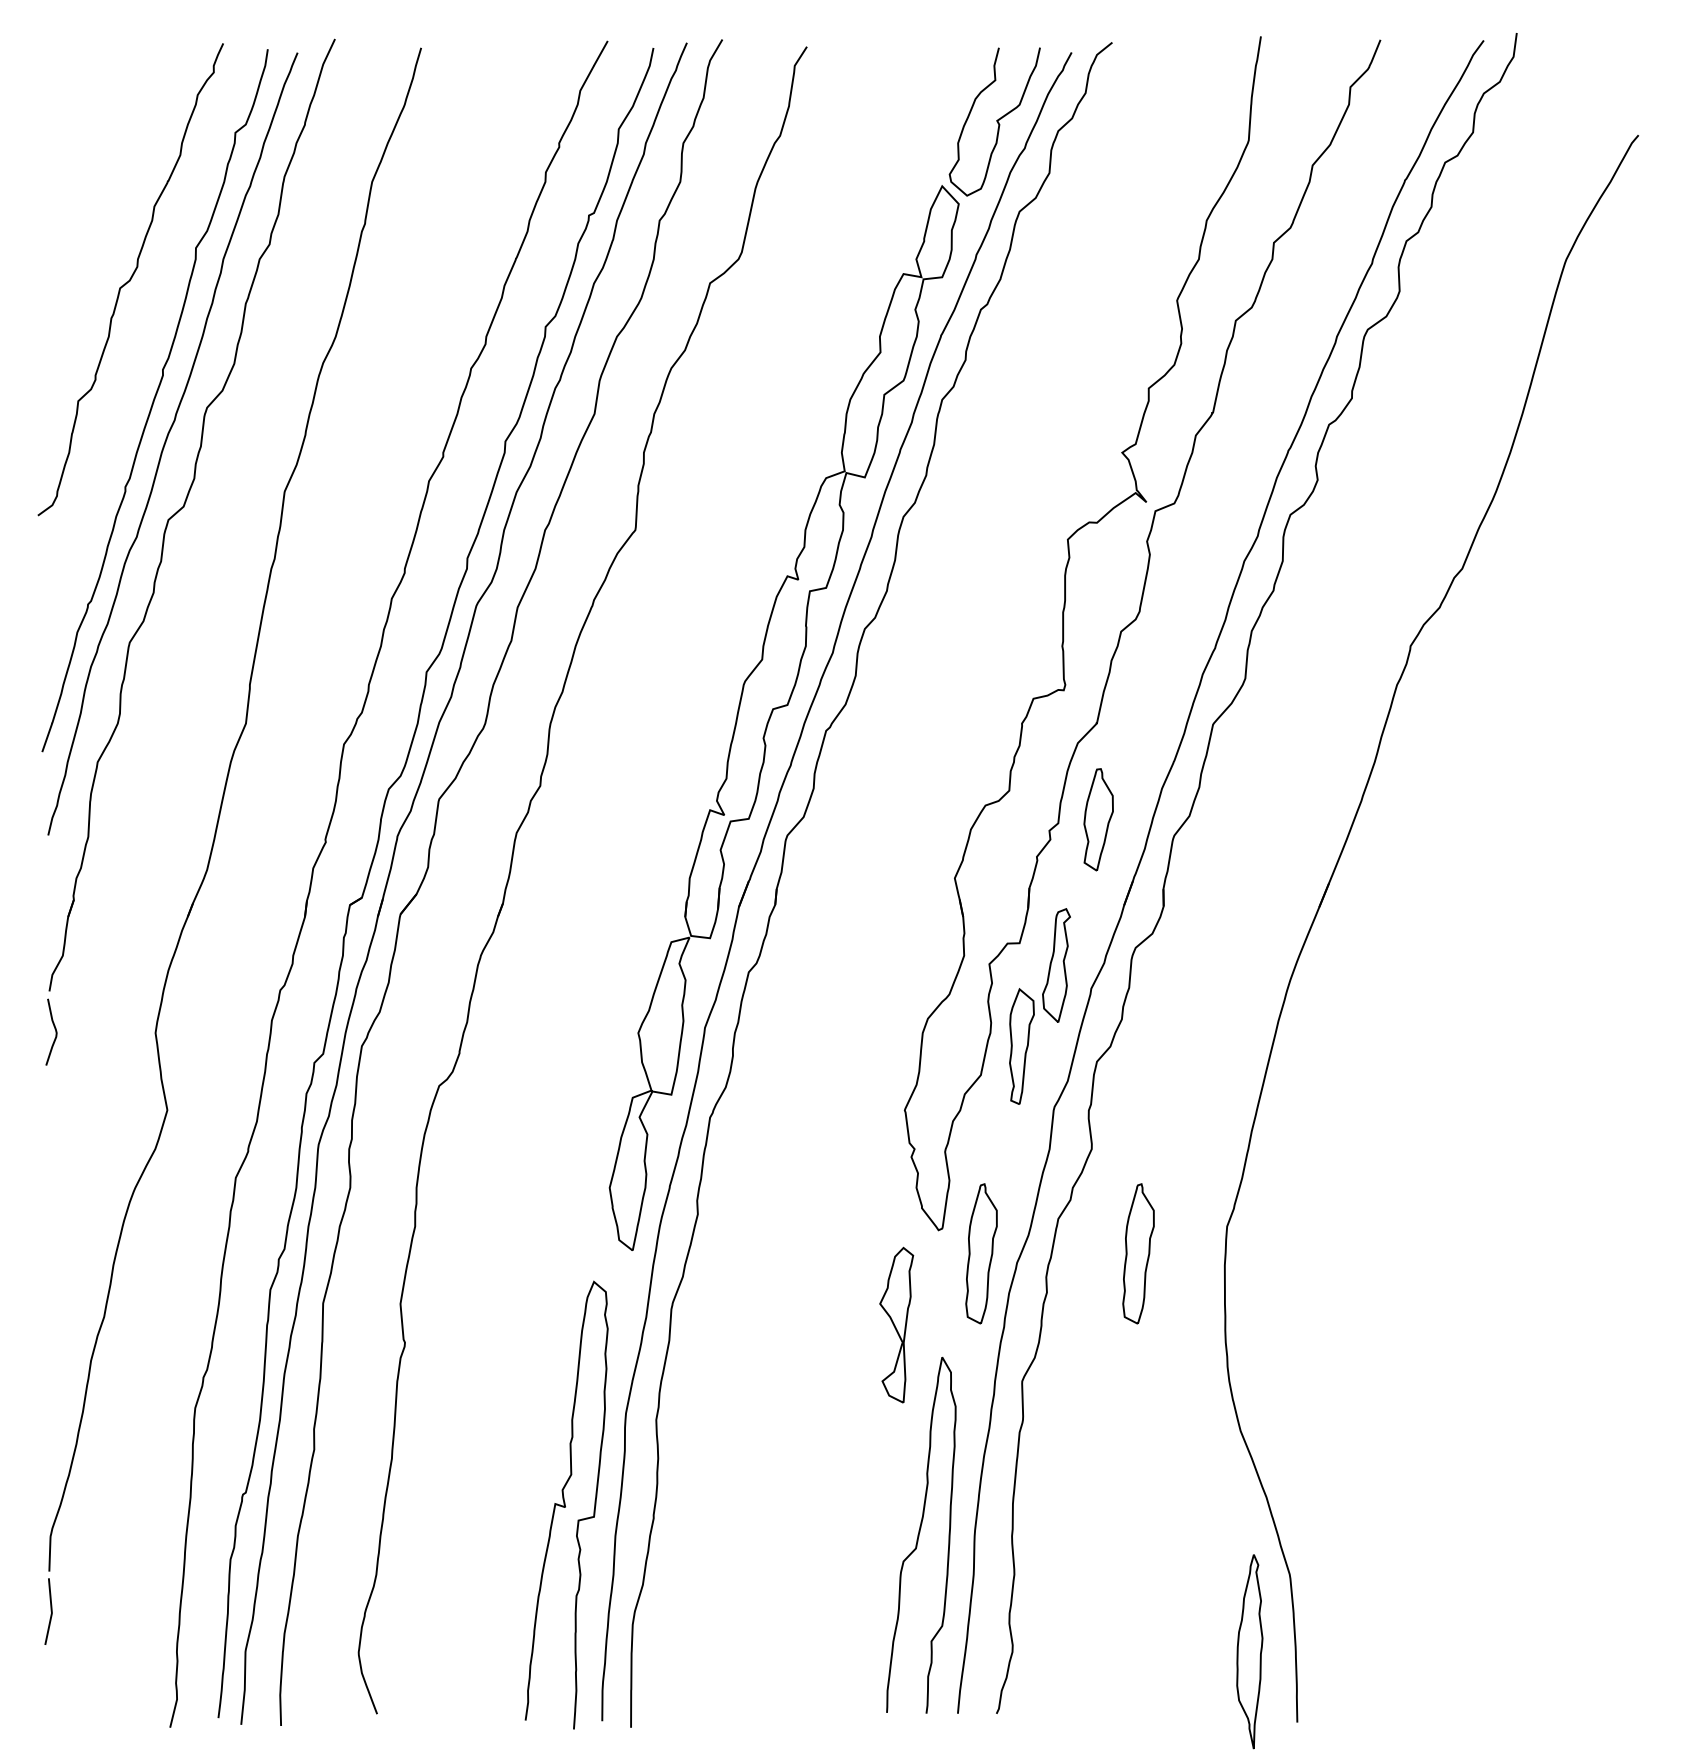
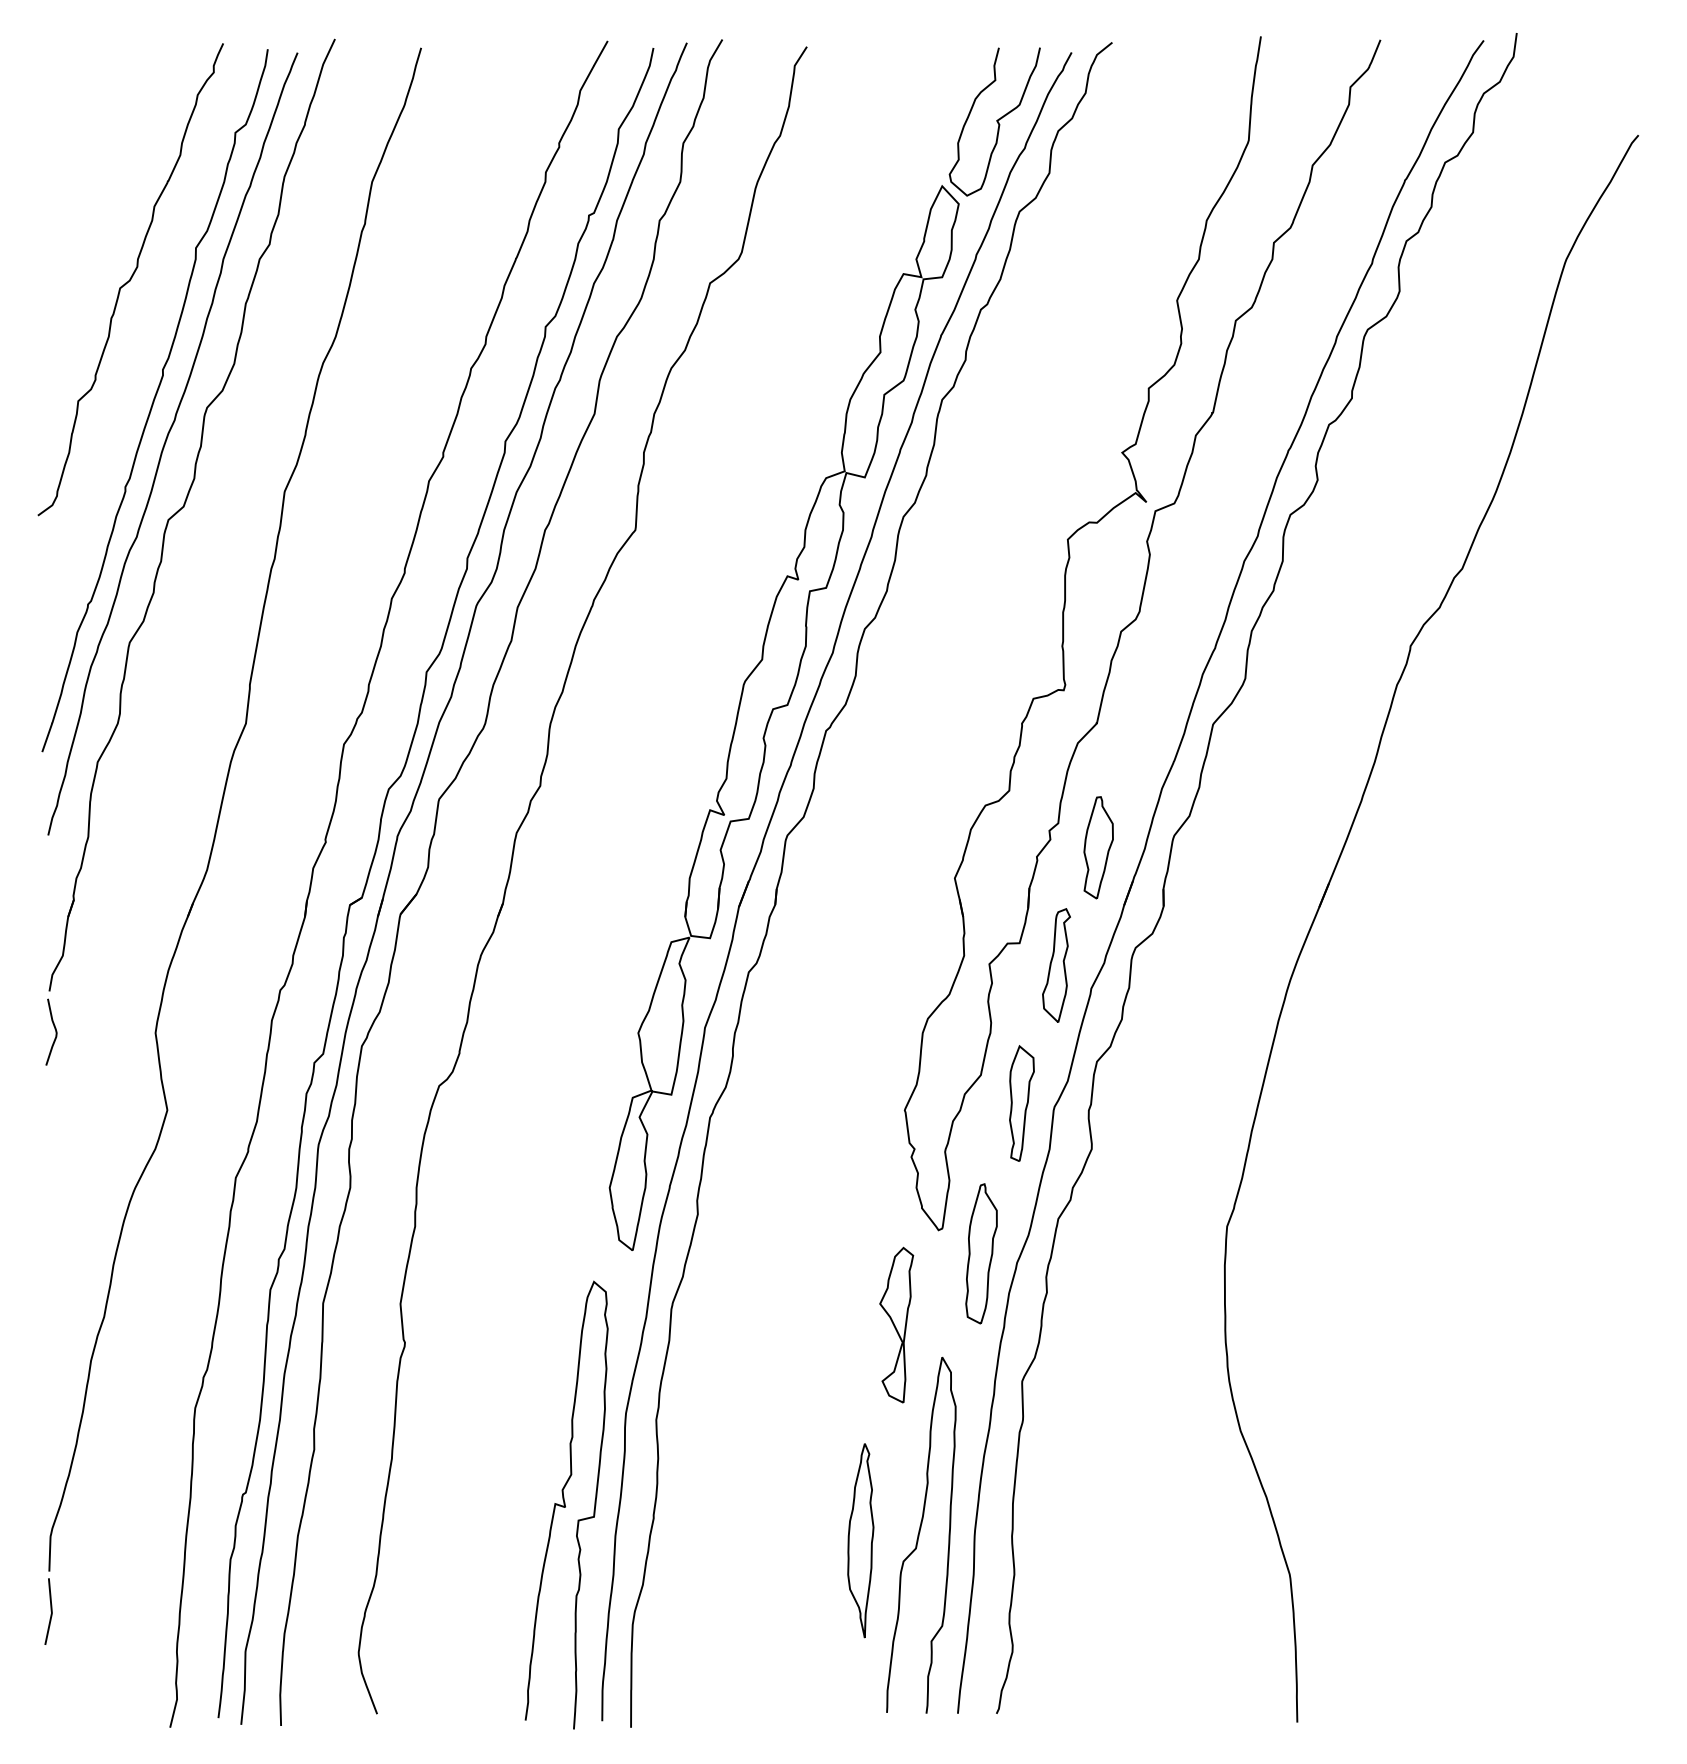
part position: (1098, 819) -> (1098, 847) (1098, 847)
part position: (1021, 1046) -> (1021, 1103) (1021, 1103)
part: present -> none (1138, 1253)
part position: (1249, 1651) -> (860, 1540) (860, 1540)
